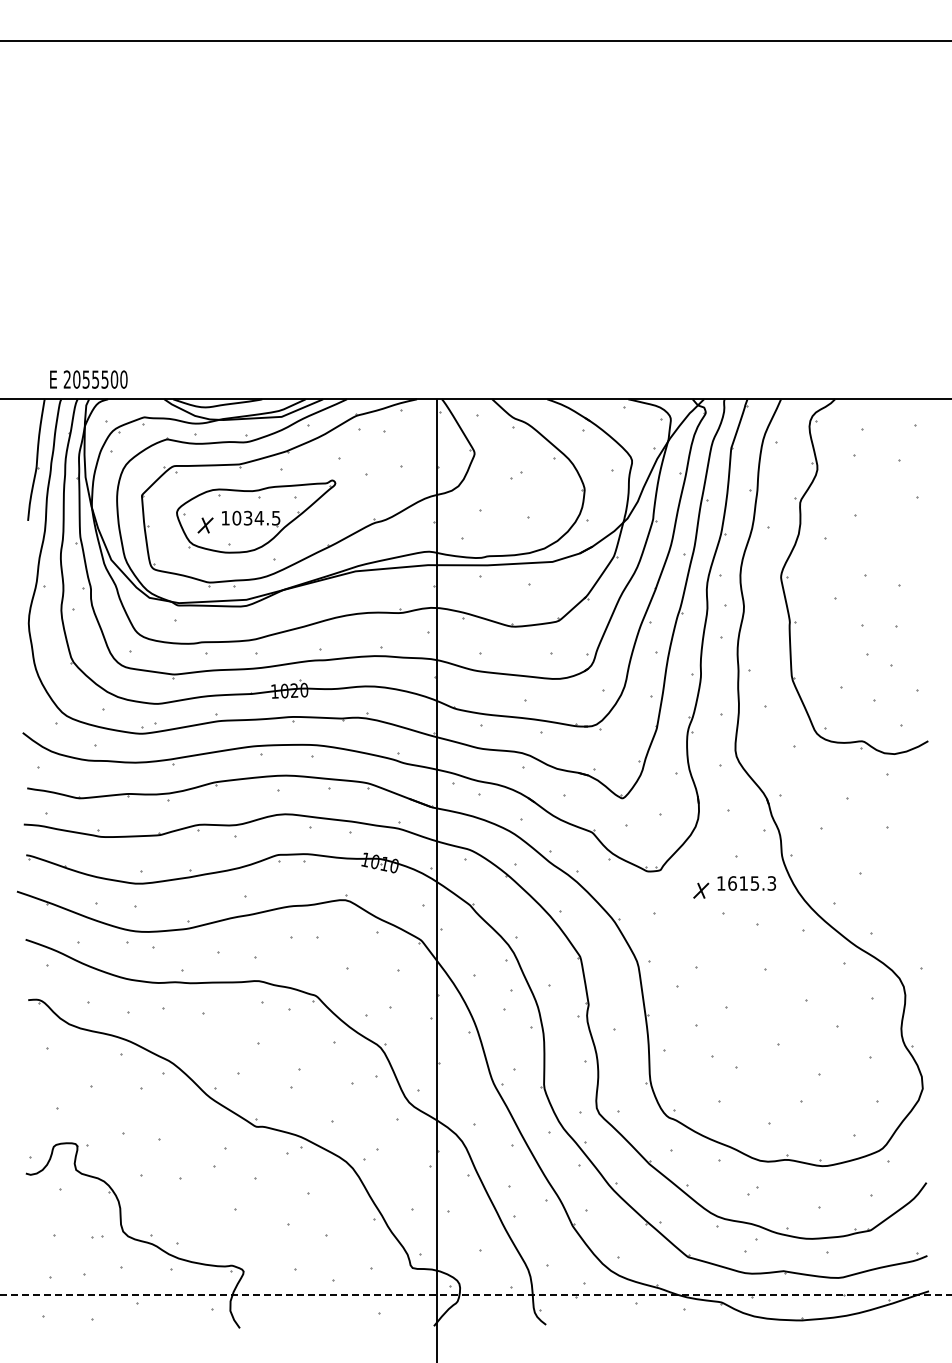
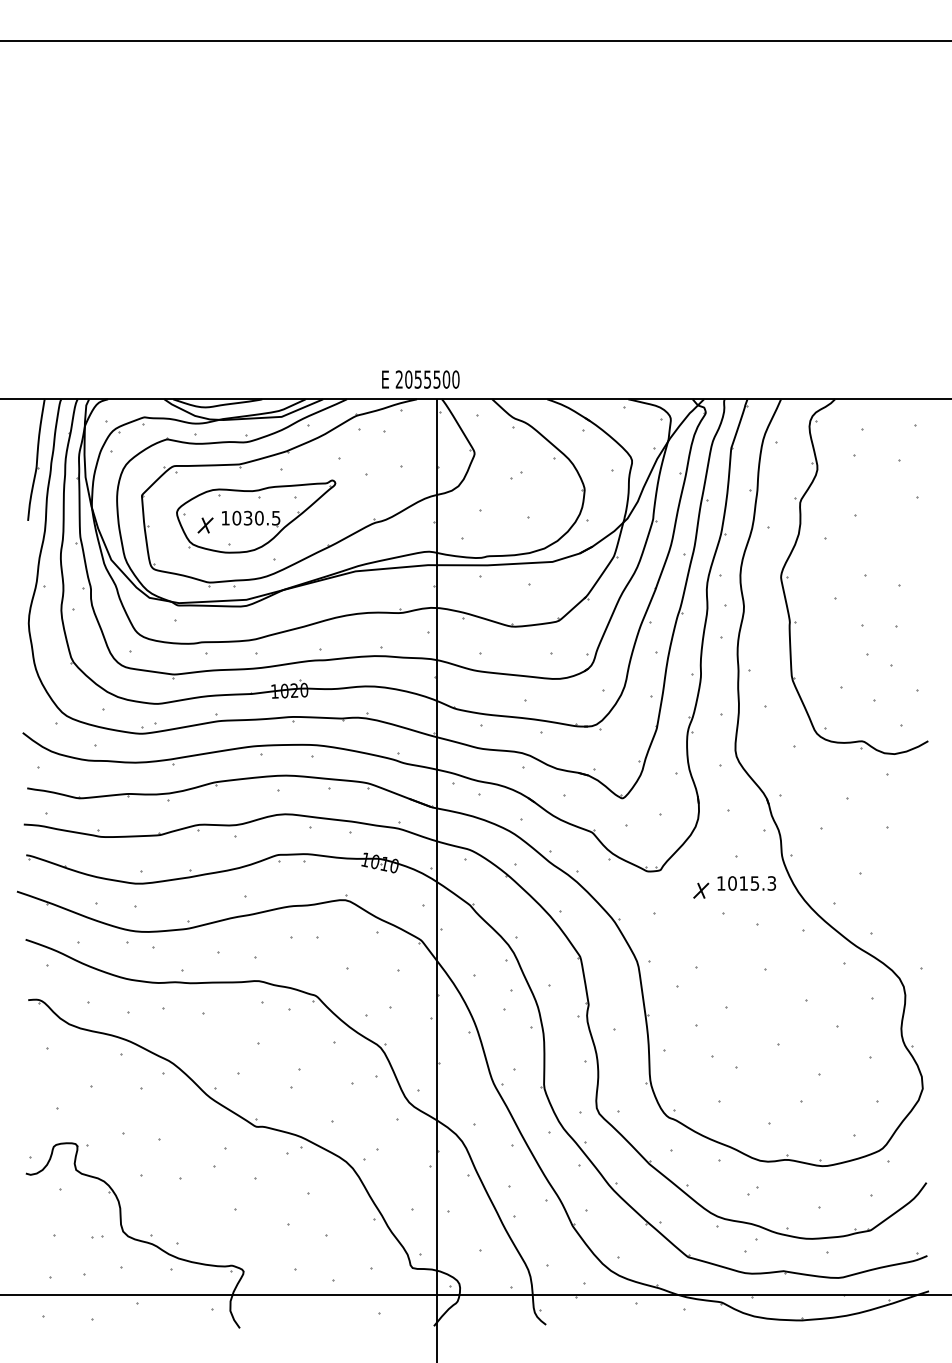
text position: (88, 379) -> (420, 379) (420, 379)
text: 1034.5 -> 1030.5 (258, 517)
text: 1615.3 -> 1015.3 (732, 883)
line: dashed -> solid (475, 1295)
